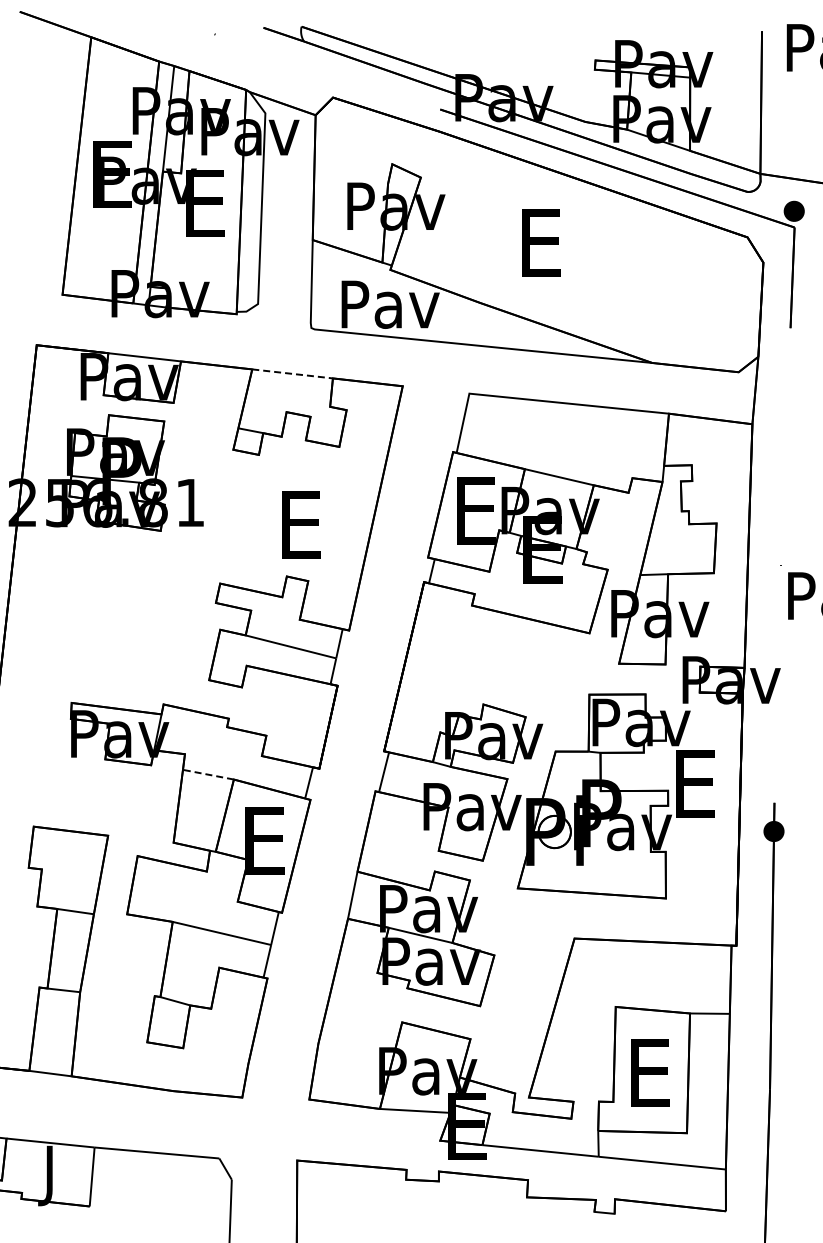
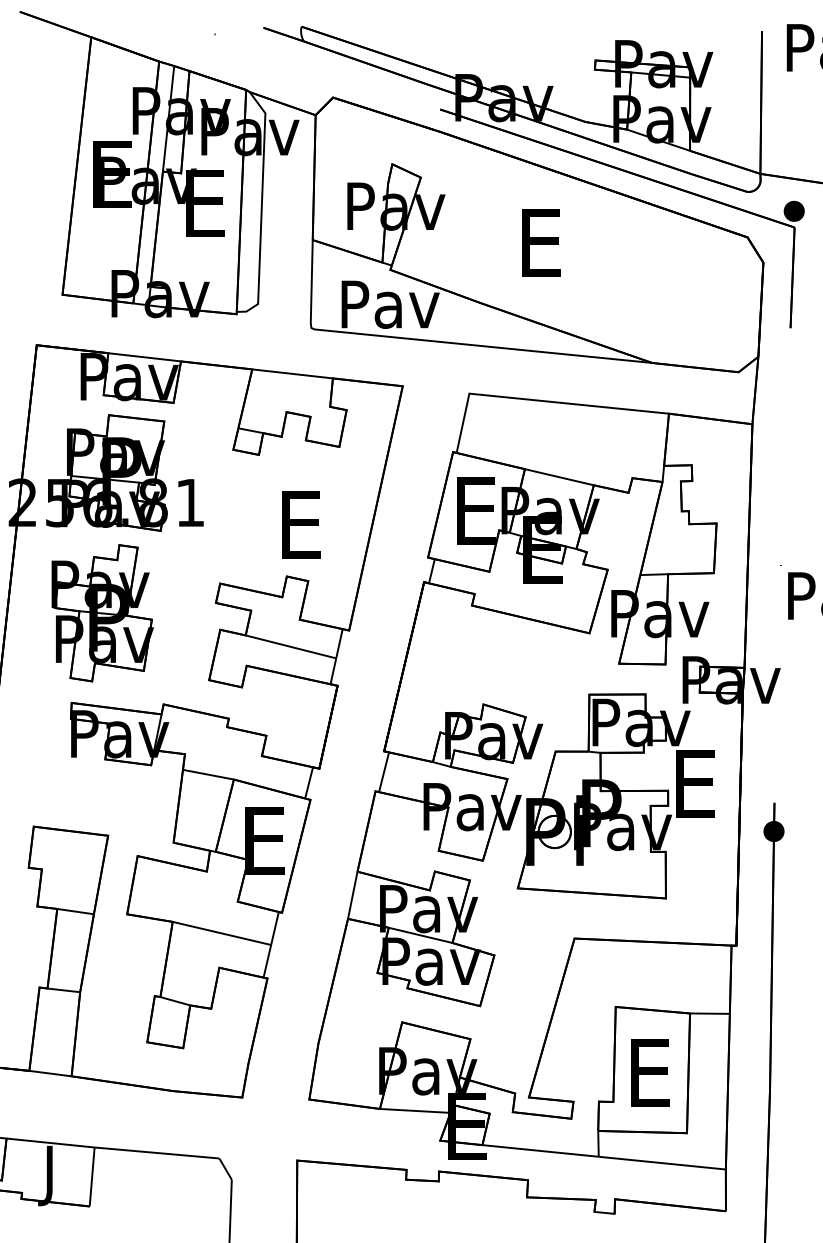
line: dashed -> solid (292, 373)
part: none -> present (102, 613)
line: dashed -> solid (208, 774)
